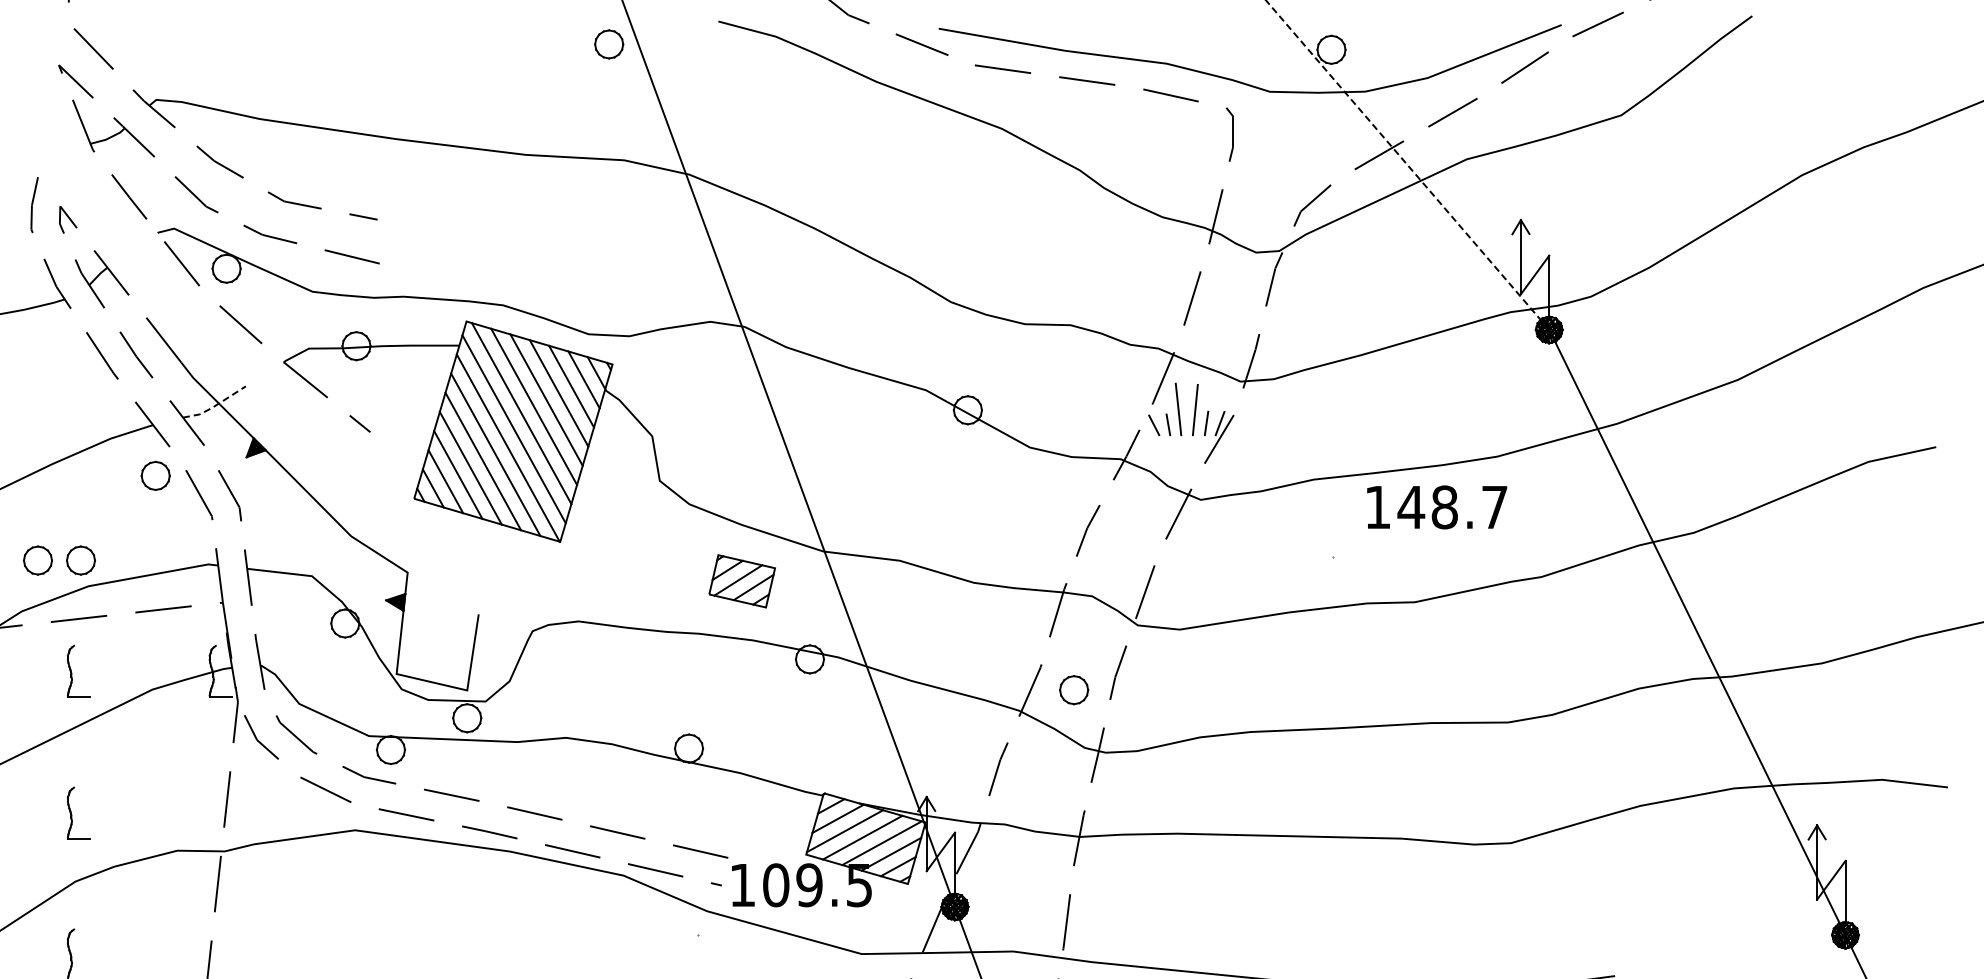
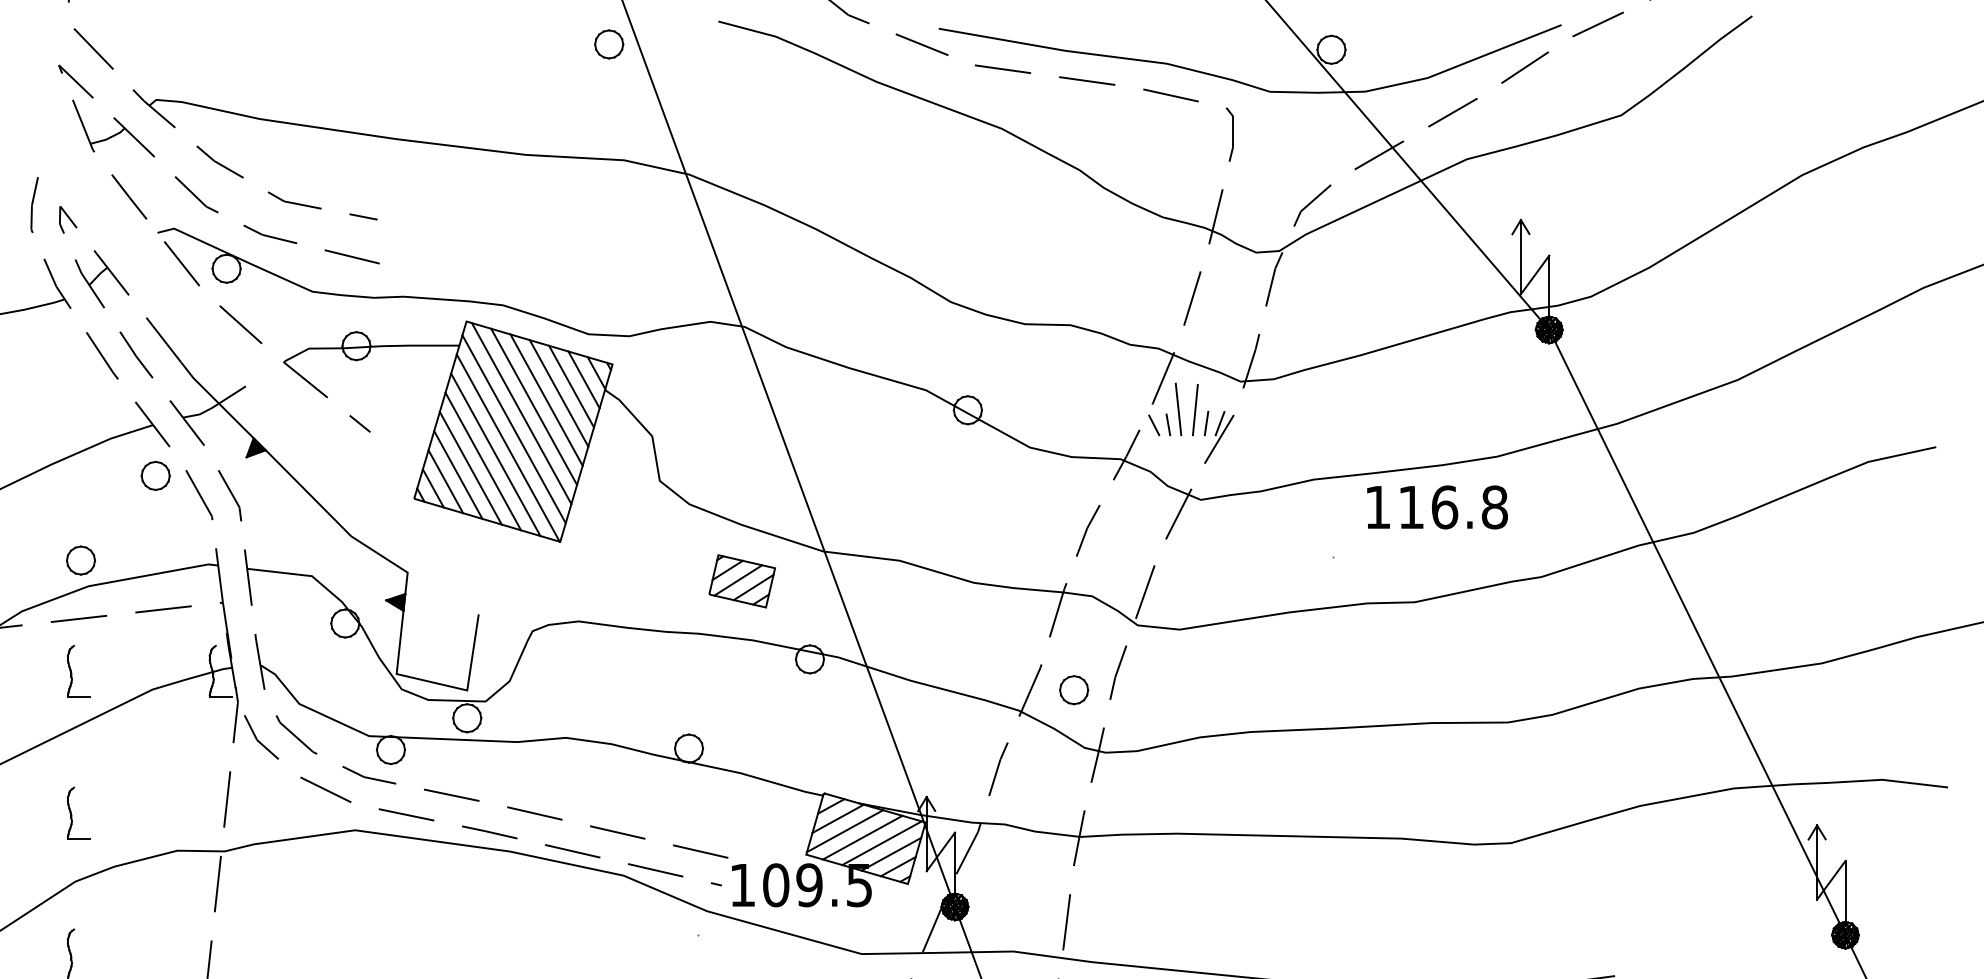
line: dashed -> solid (1407, 164)
line: dashed -> solid (215, 405)
text: 148.7 -> 116.8 (1452, 507)
part: present -> none (37, 560)
